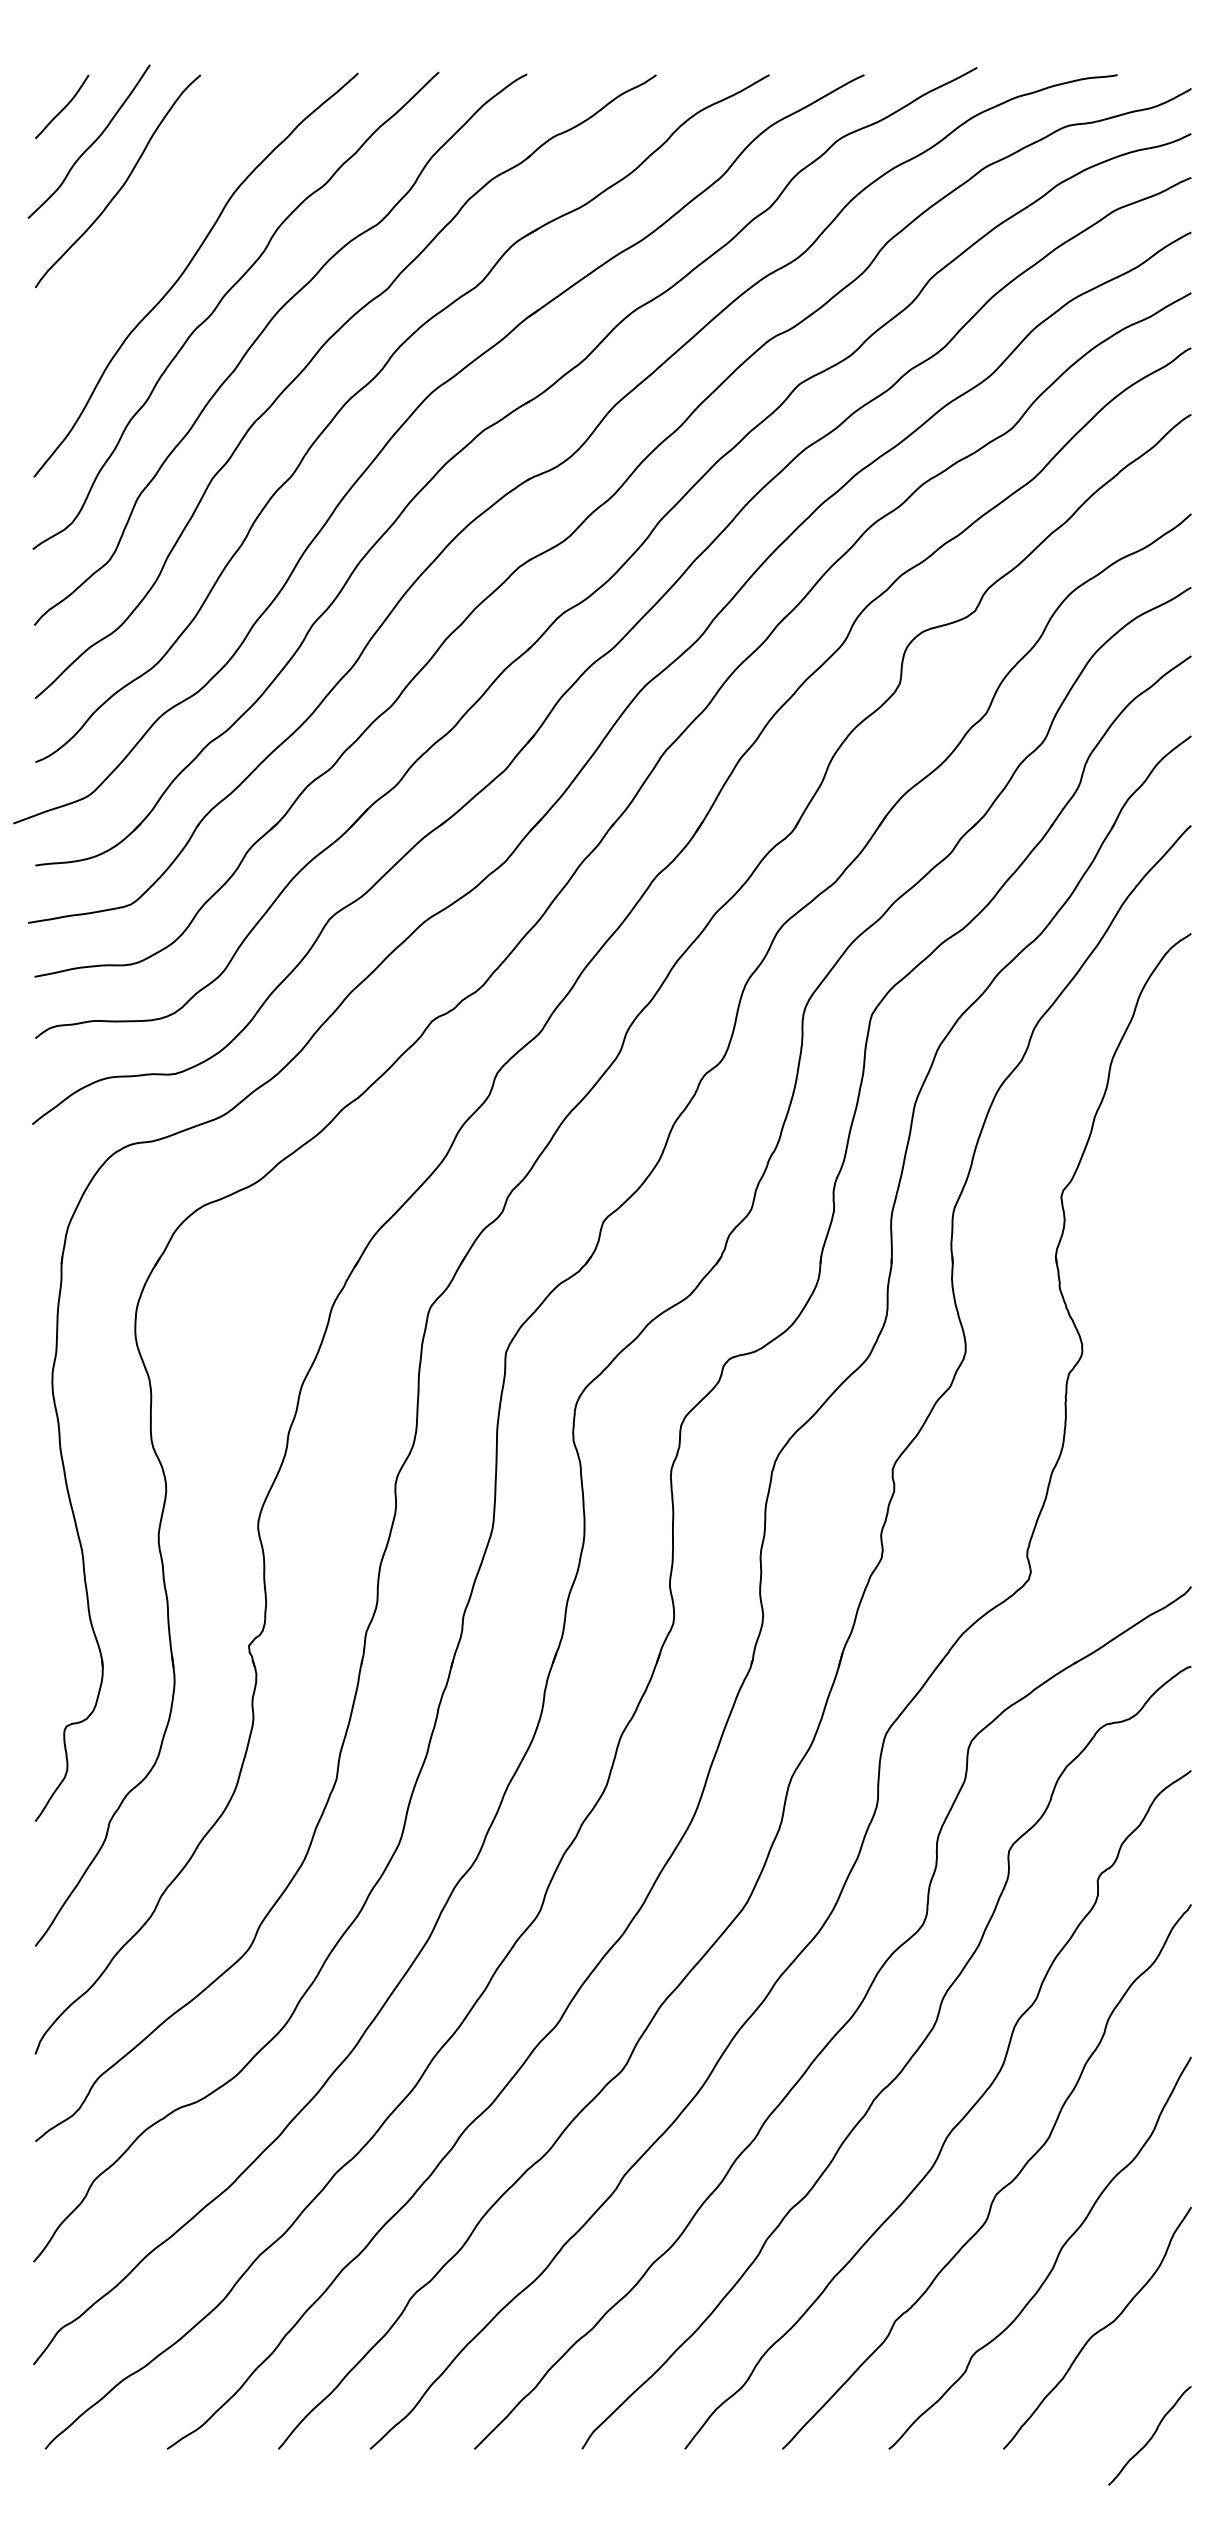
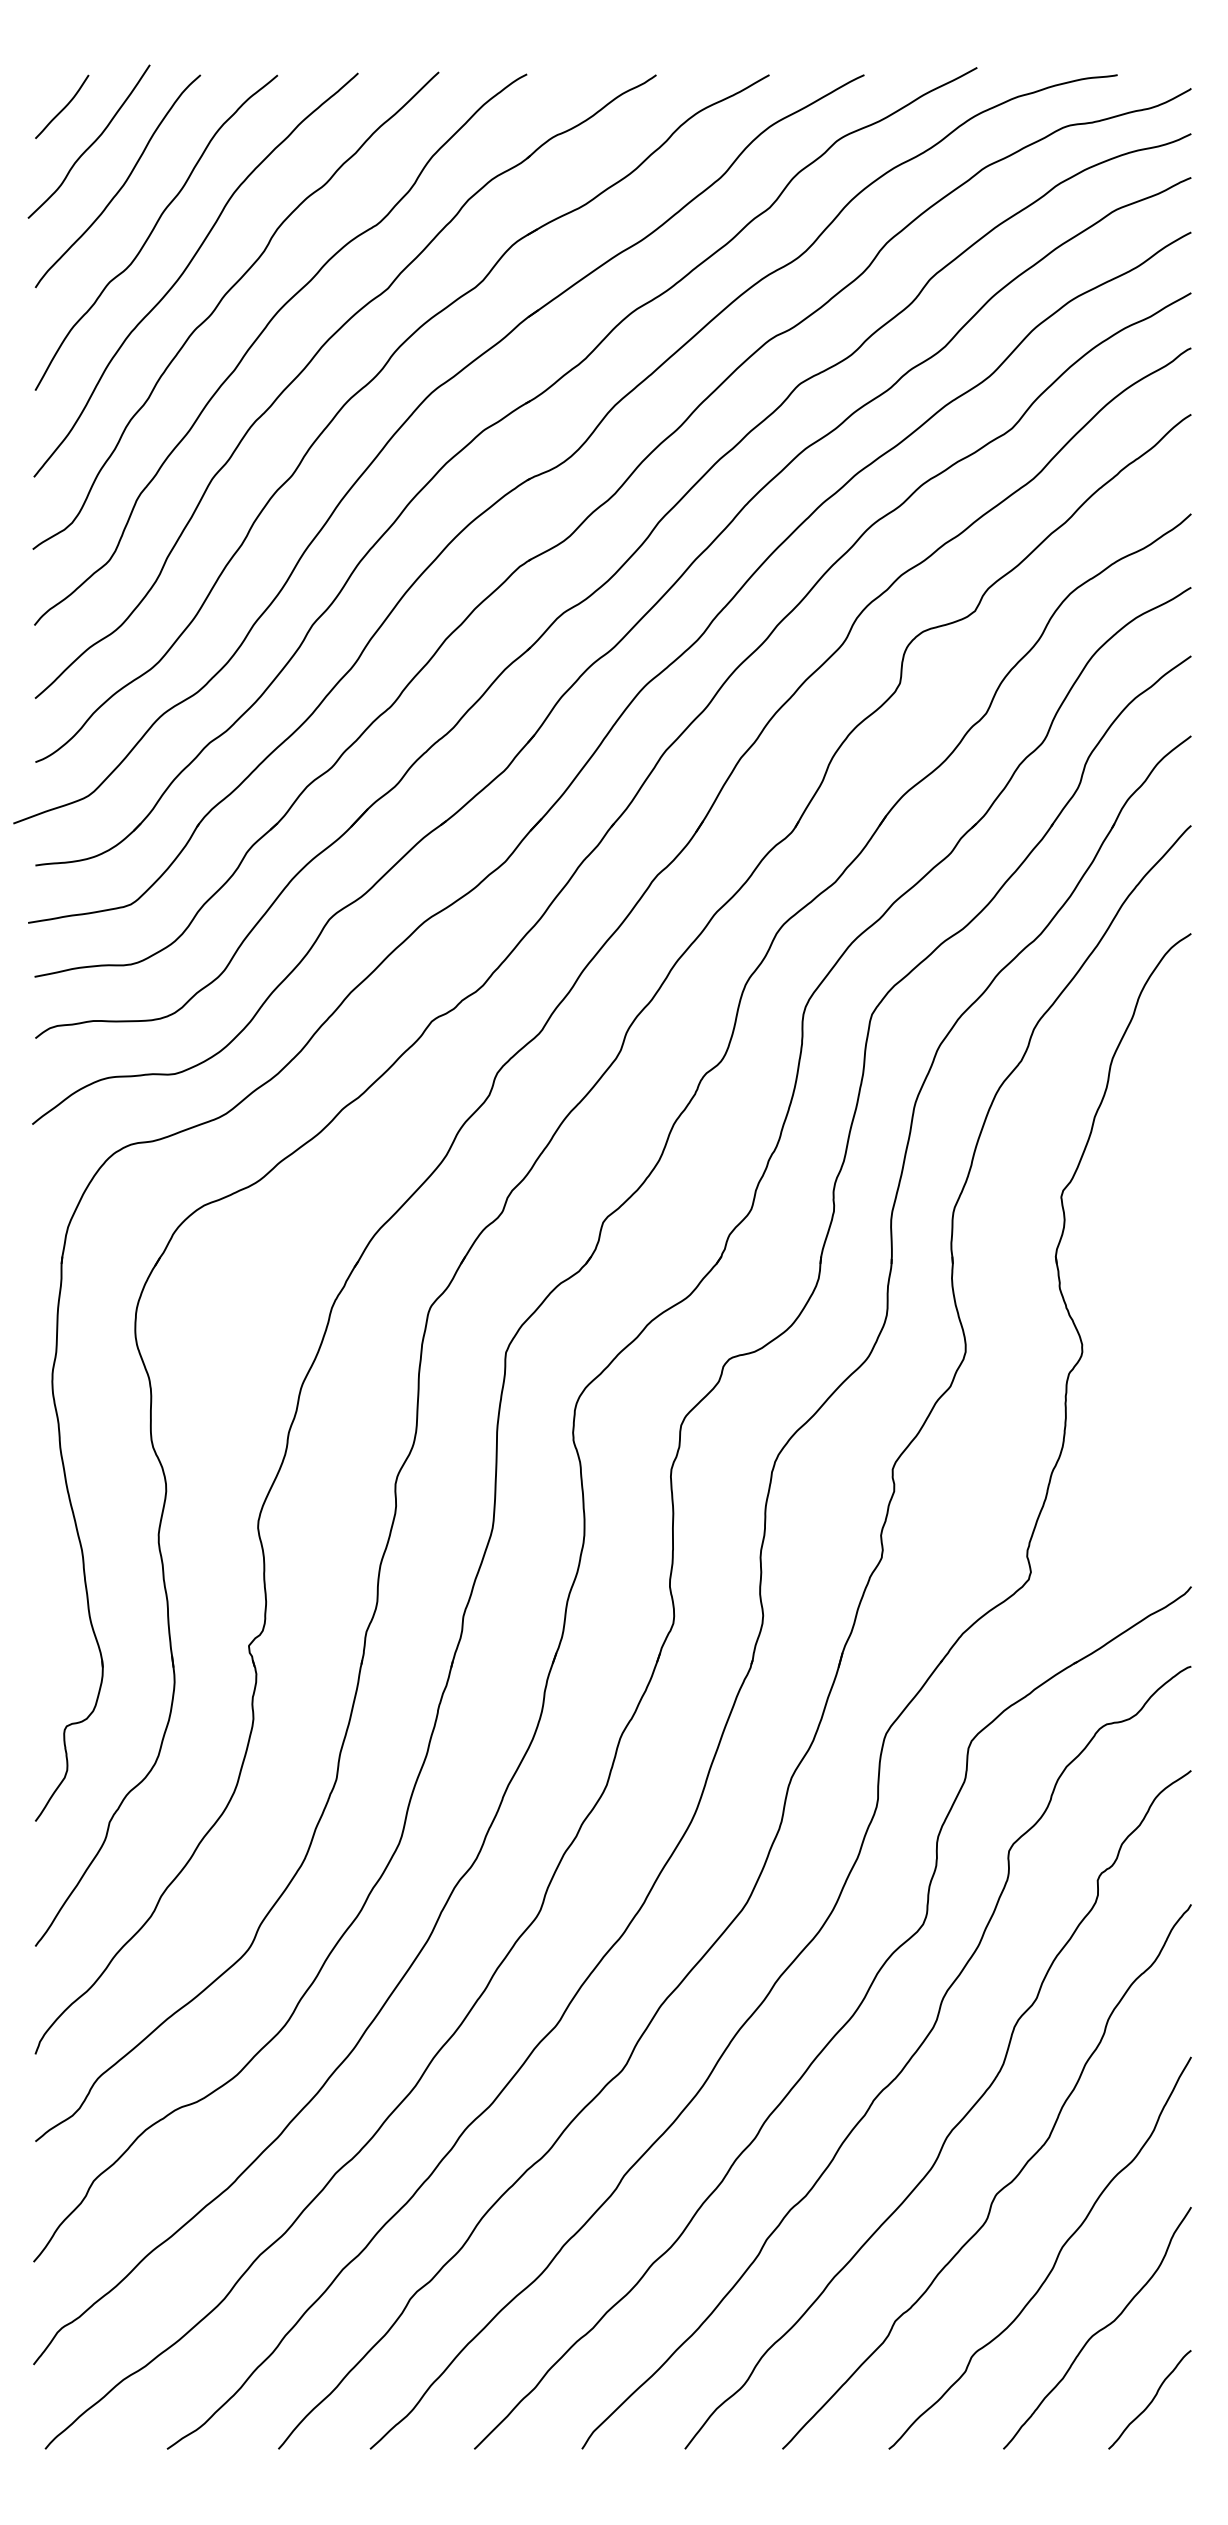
curve: none -> present (153, 231)
curve position: (1151, 2436) -> (1151, 2400) (1151, 2400)
